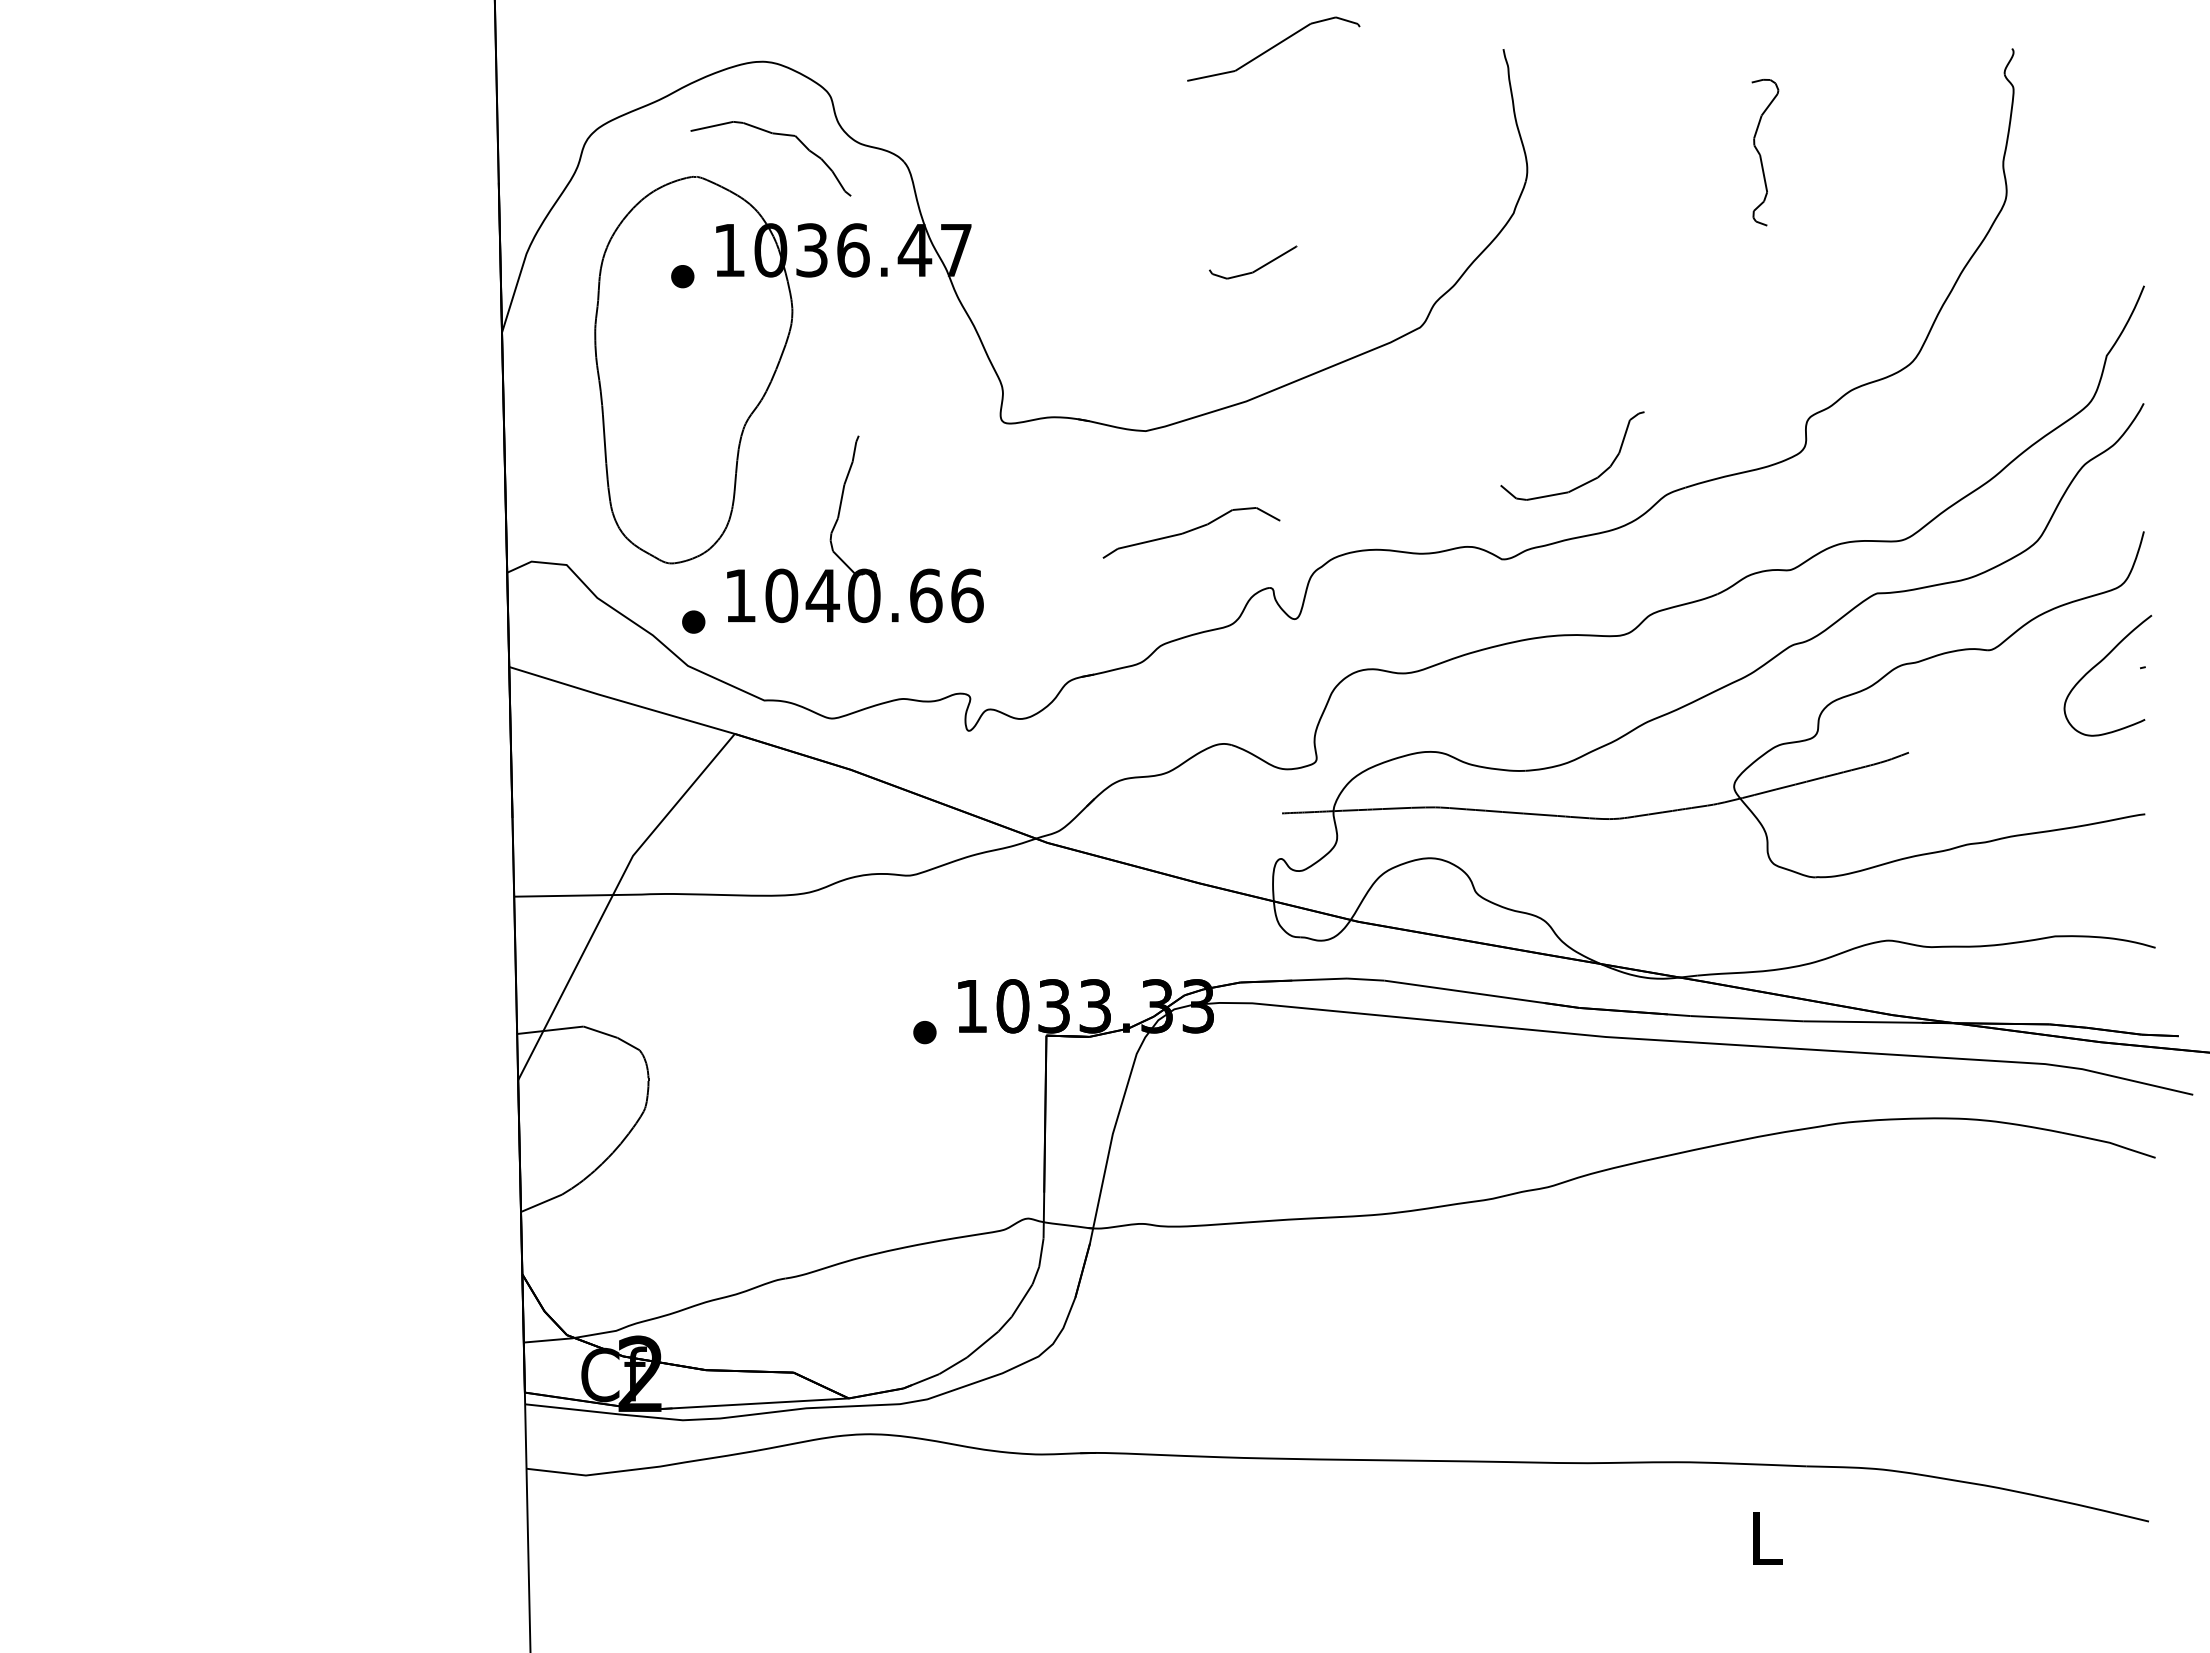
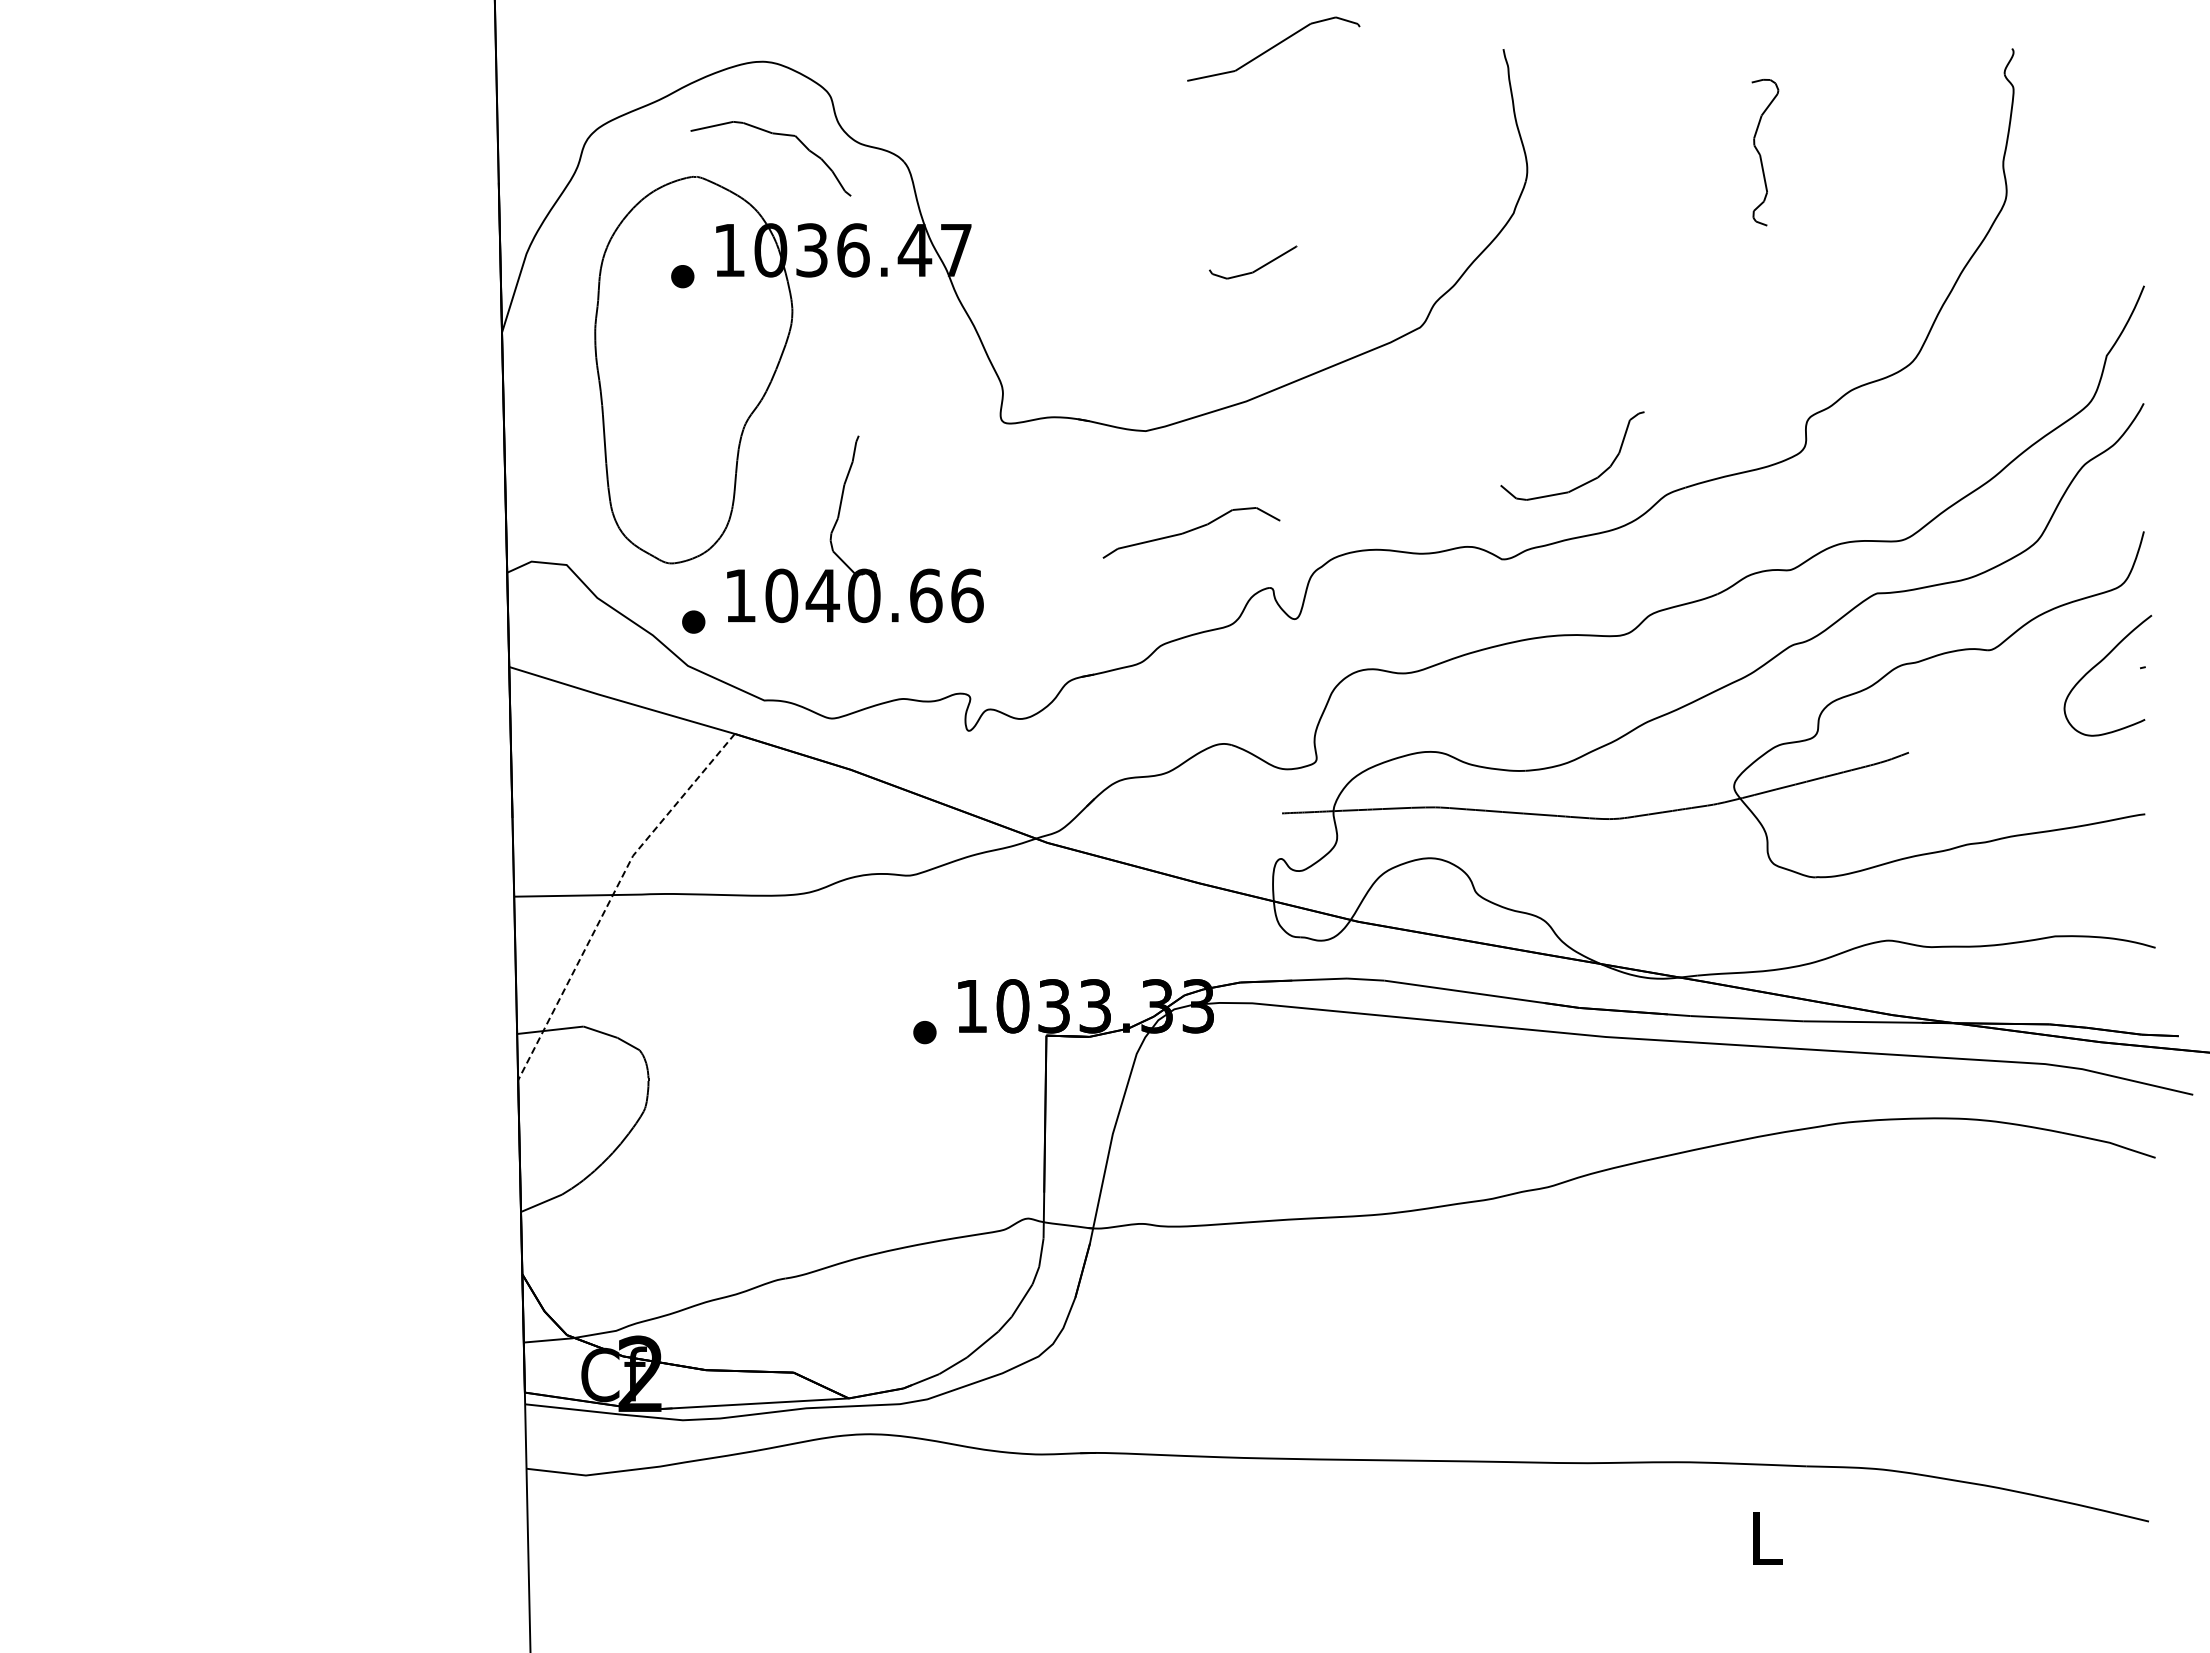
line: solid -> dashed (611, 897)
